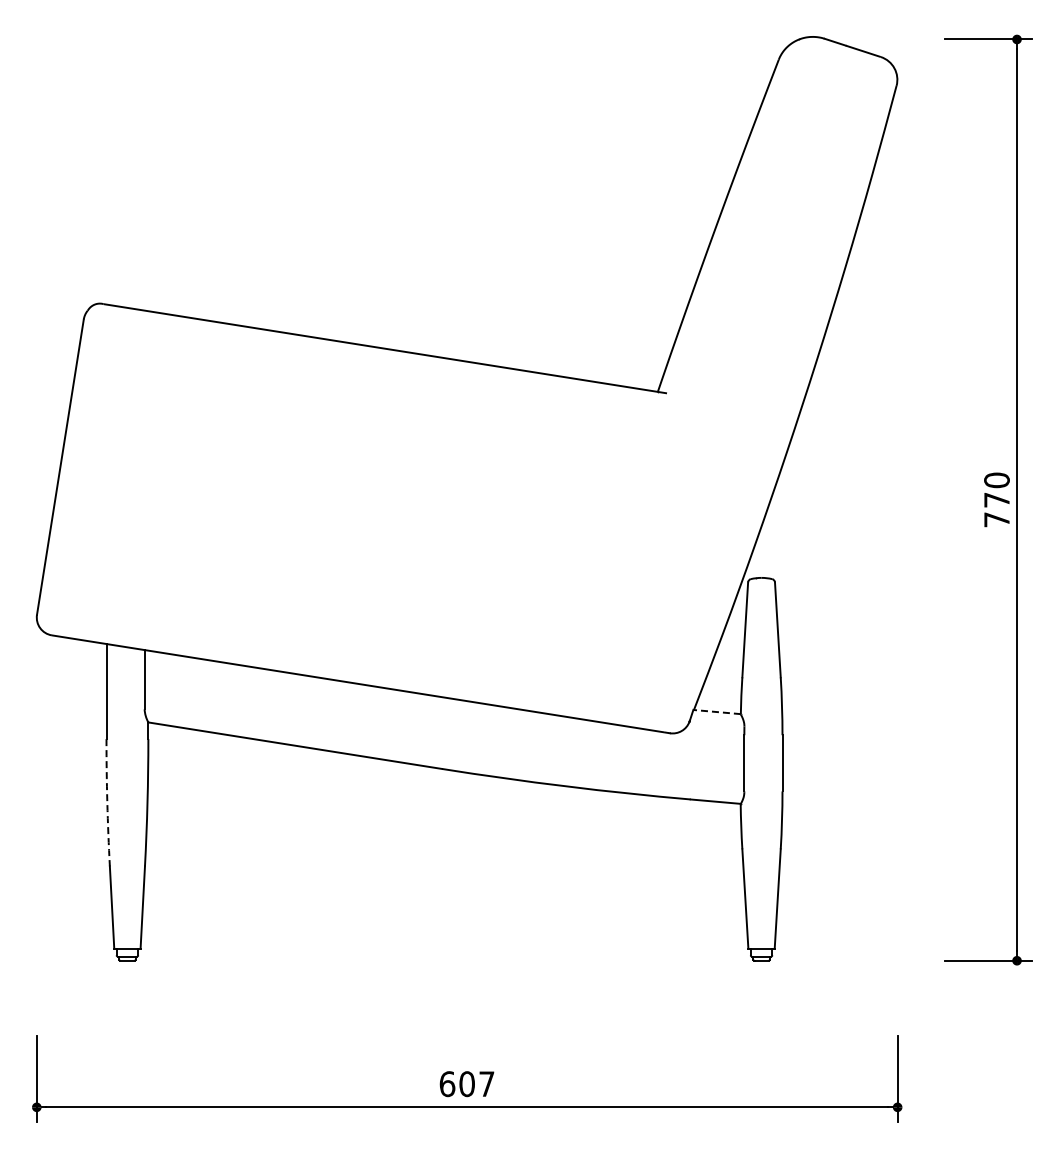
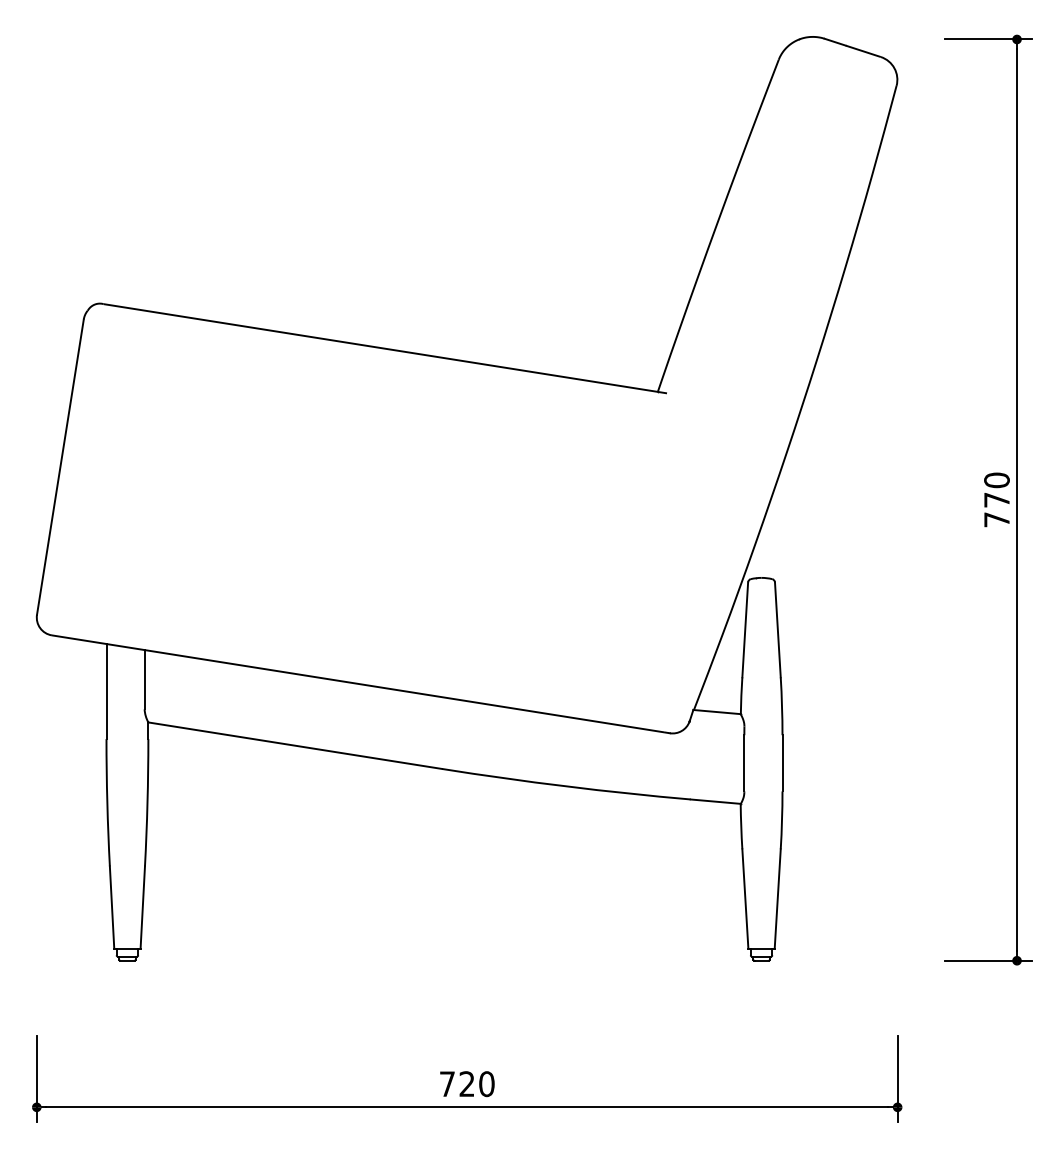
line: dashed -> solid (717, 712)
arc: dashed -> solid (107, 802)
text: 607 -> 720 (466, 1084)
